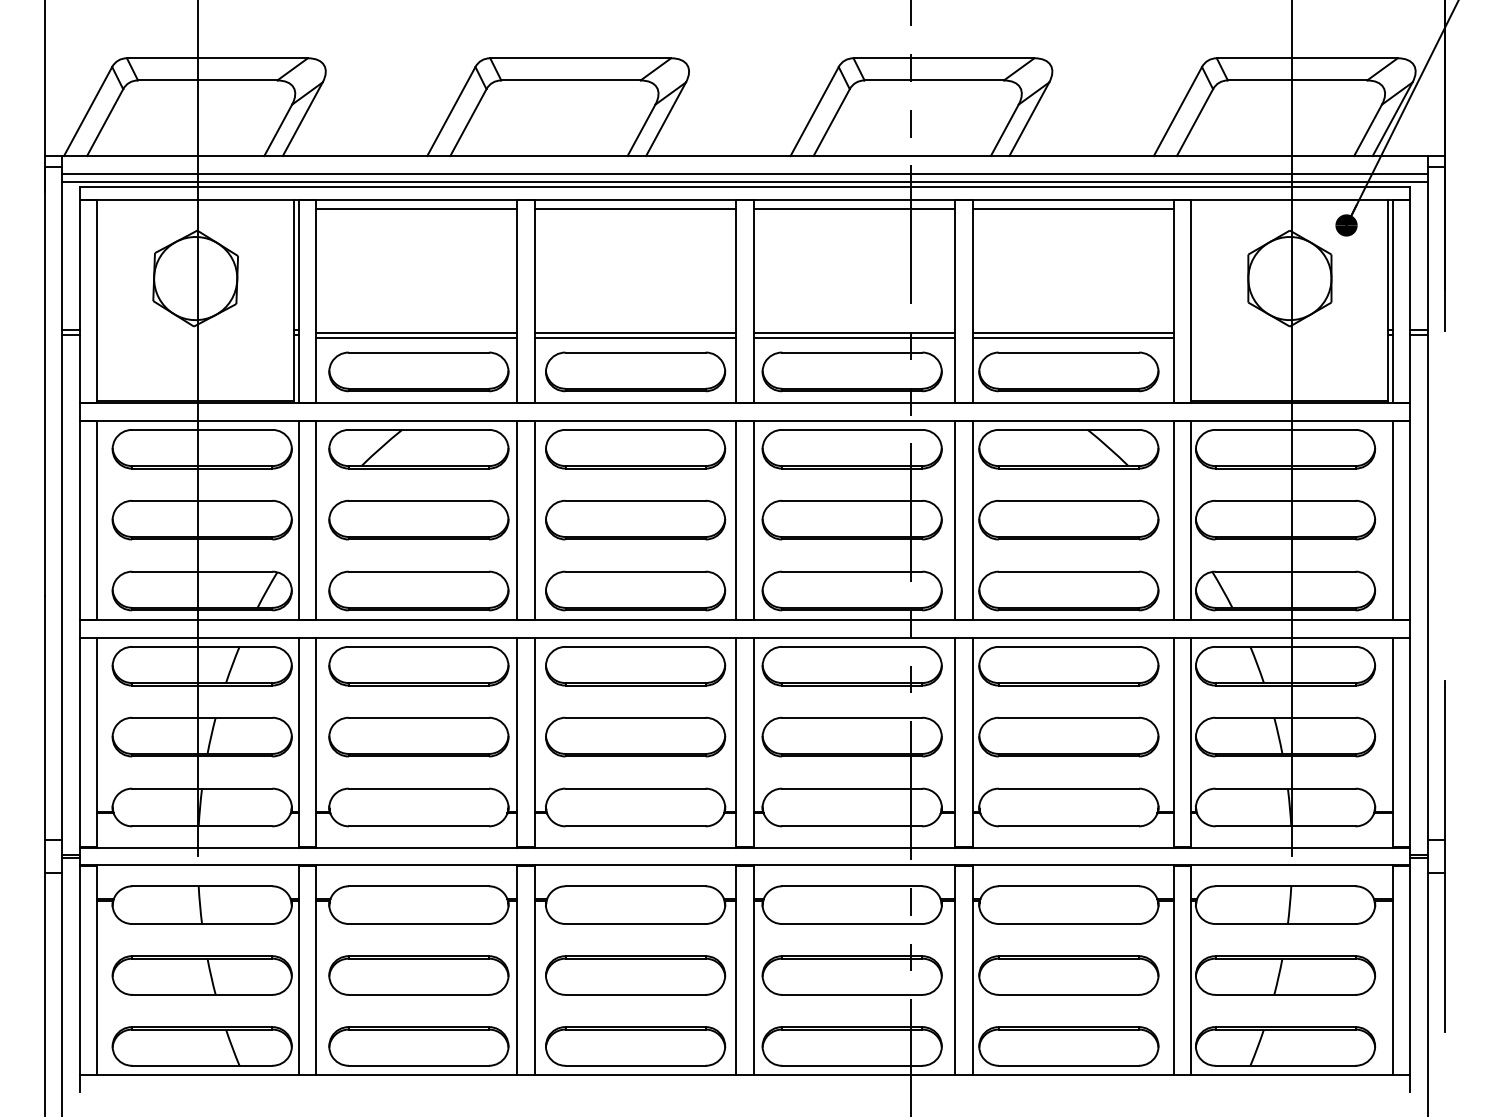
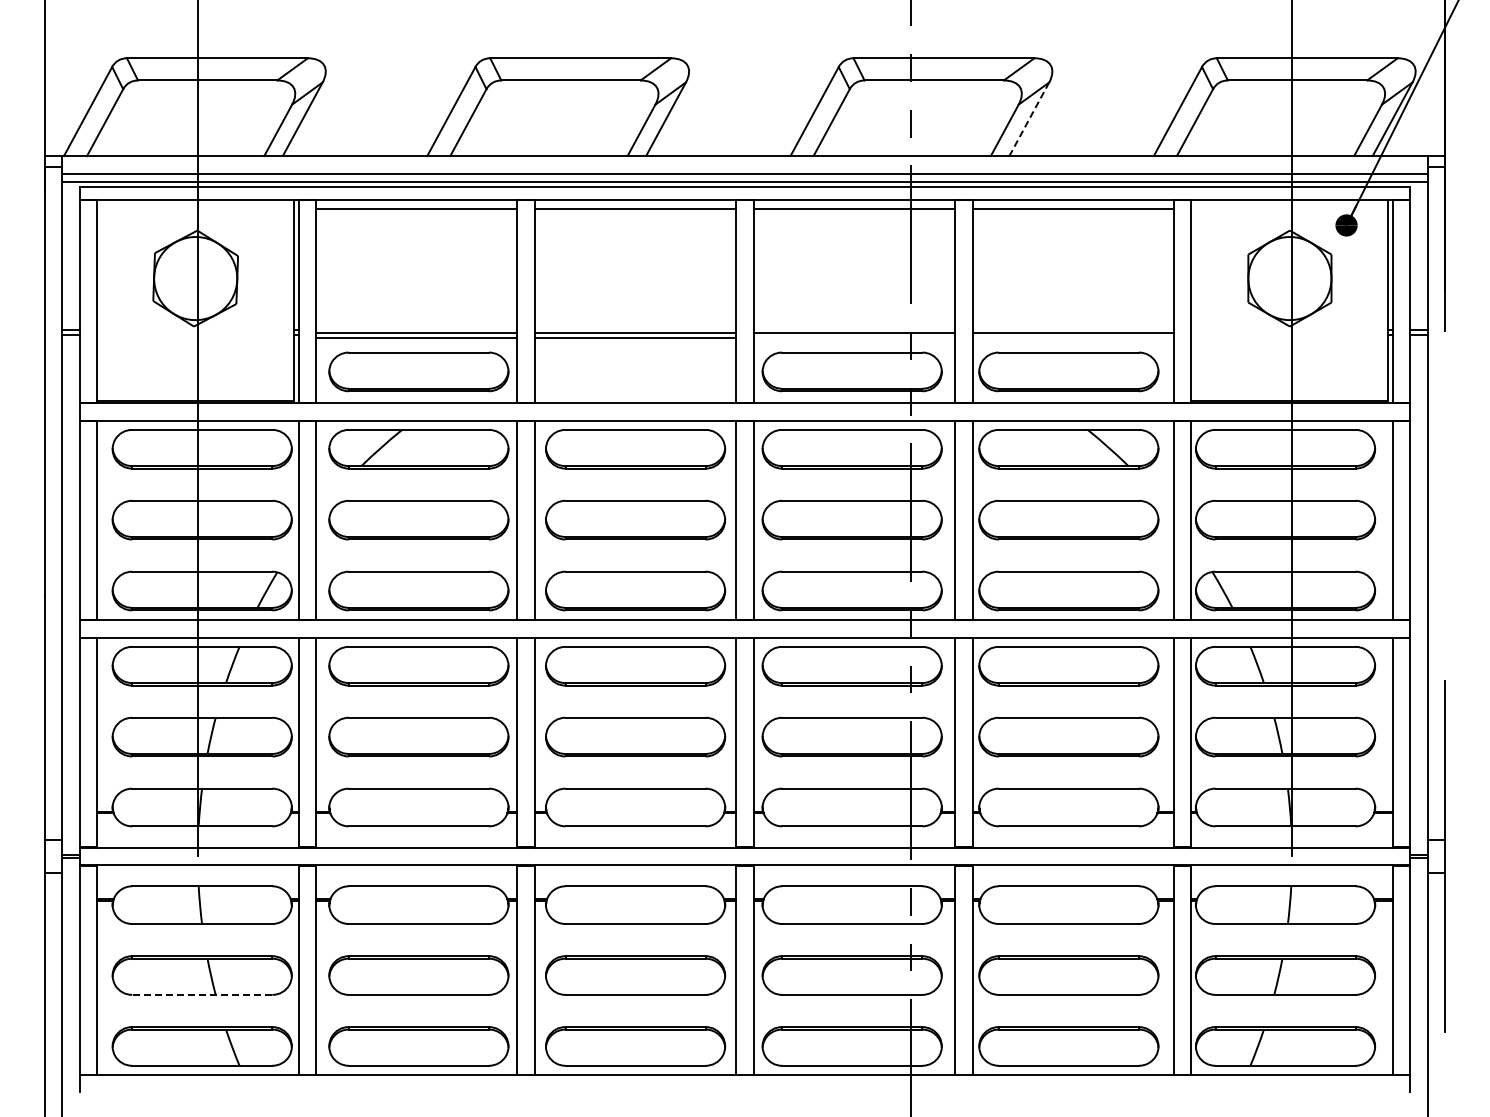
line: solid -> dashed (1029, 119)
line: present -> none (854, 337)
line: present -> none (1072, 337)
part: present -> none (635, 371)
line: solid -> dashed (201, 994)
